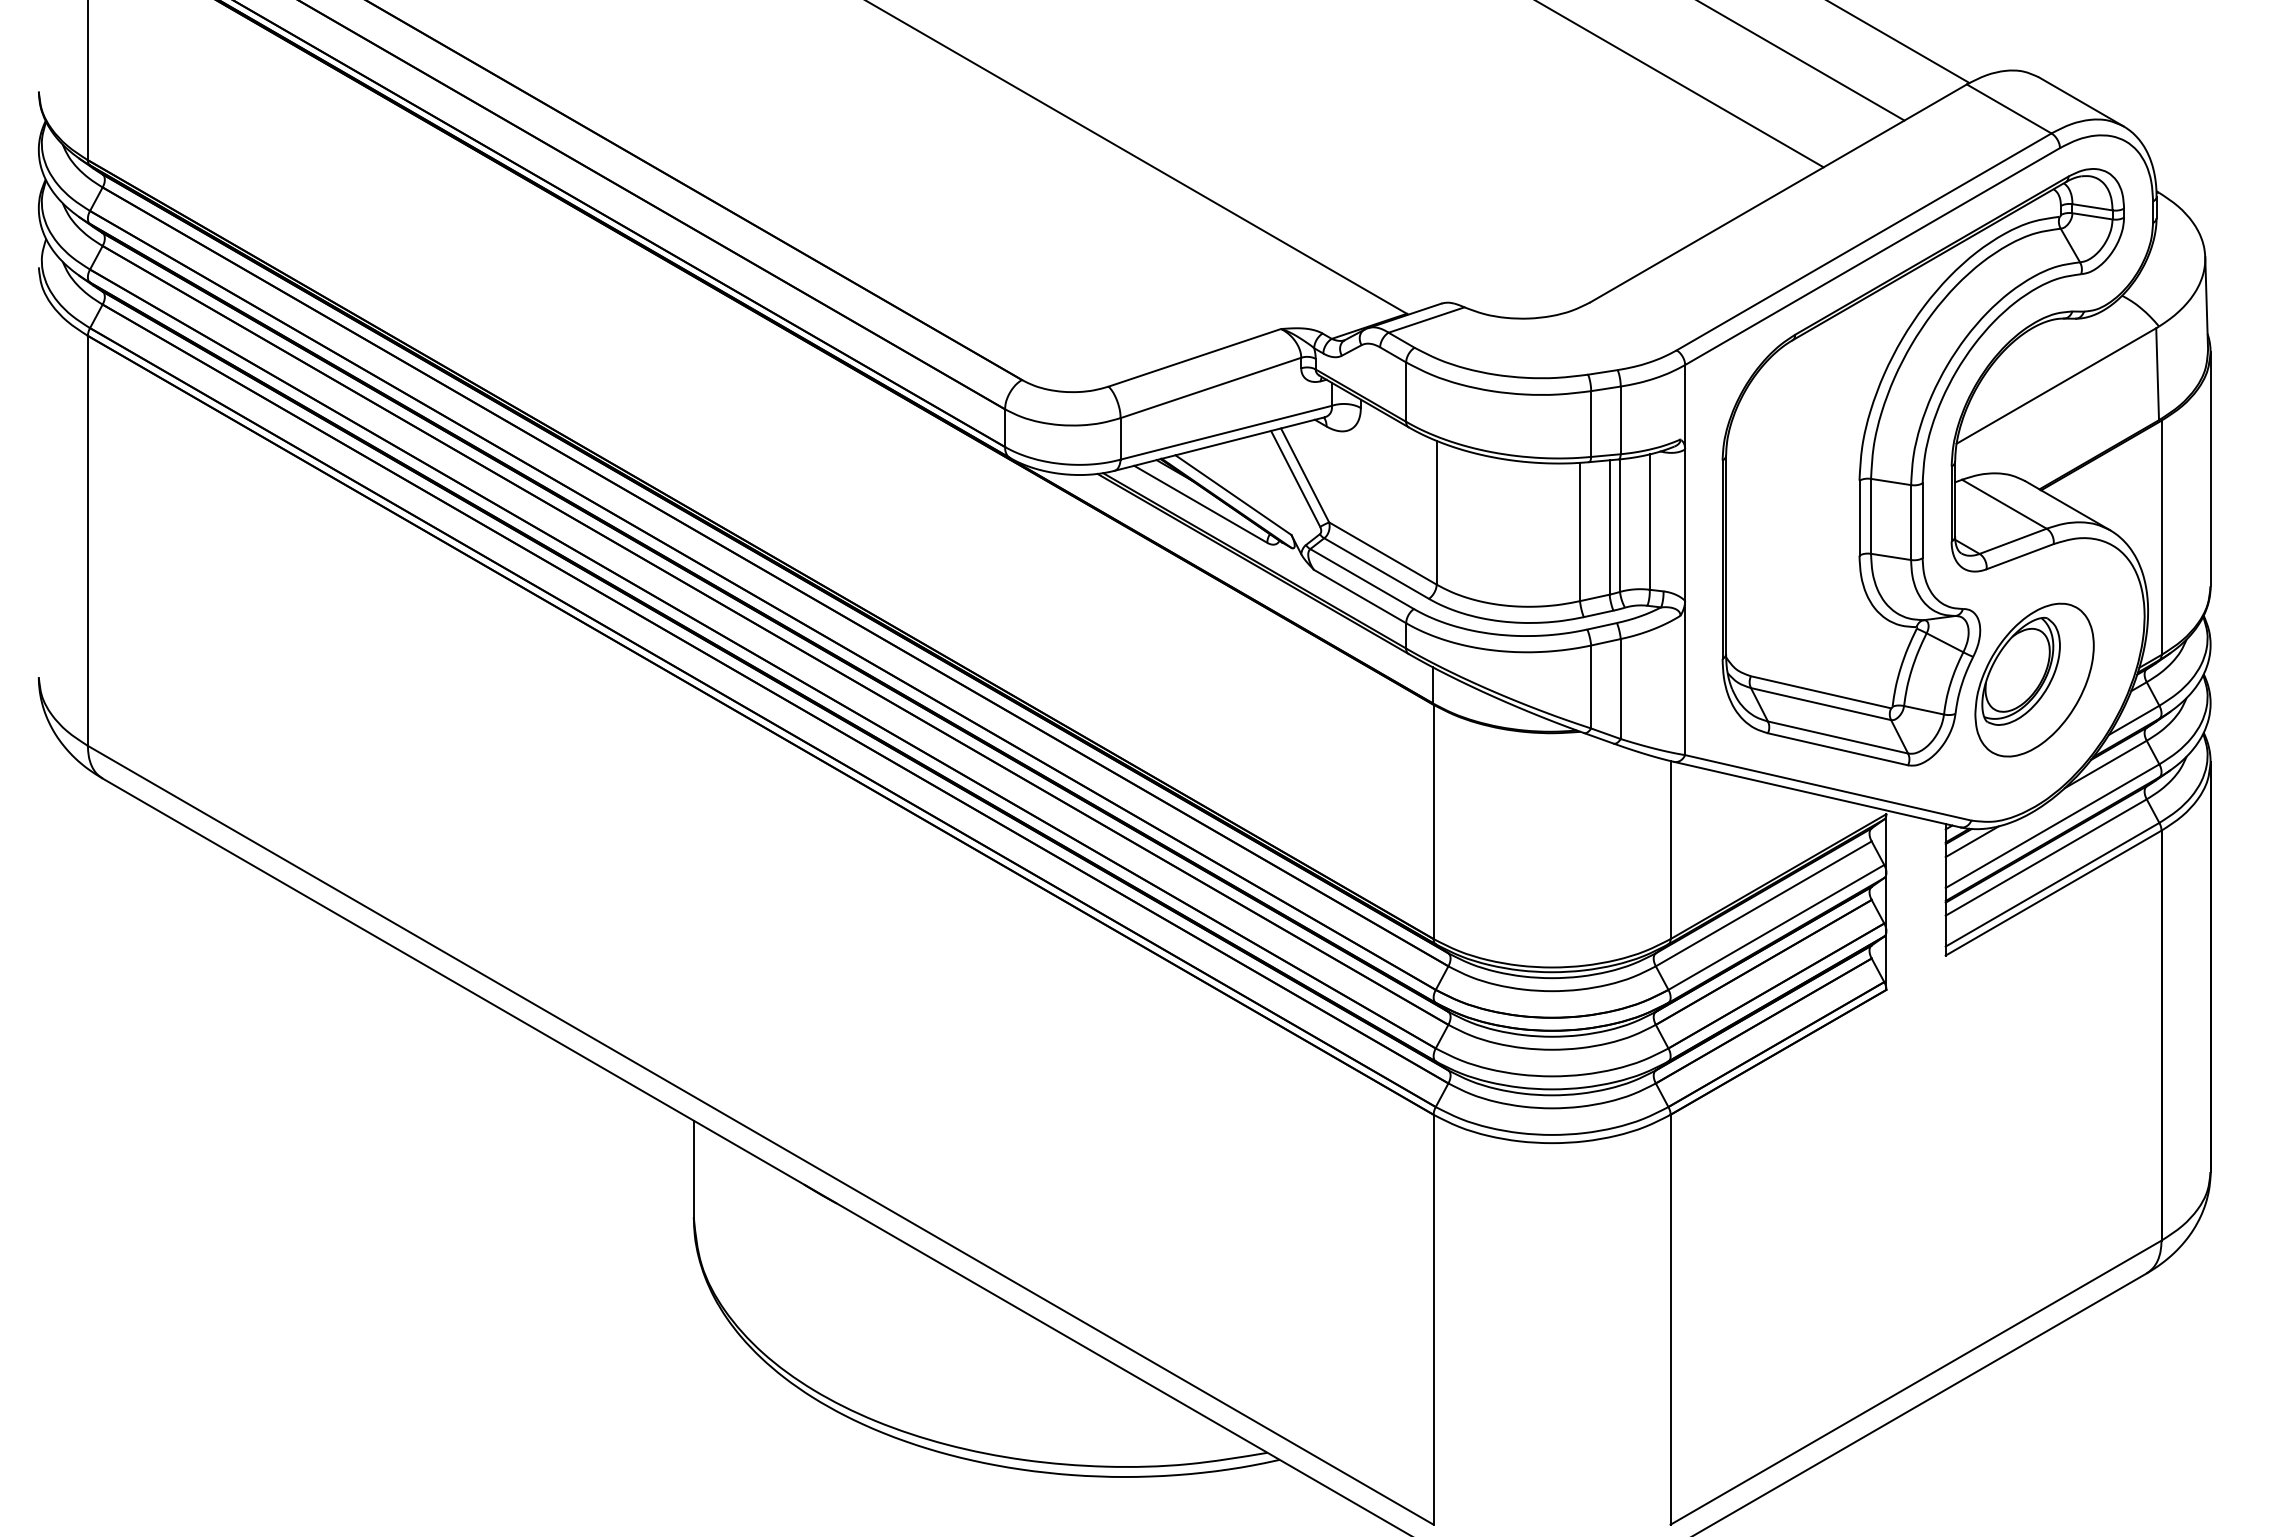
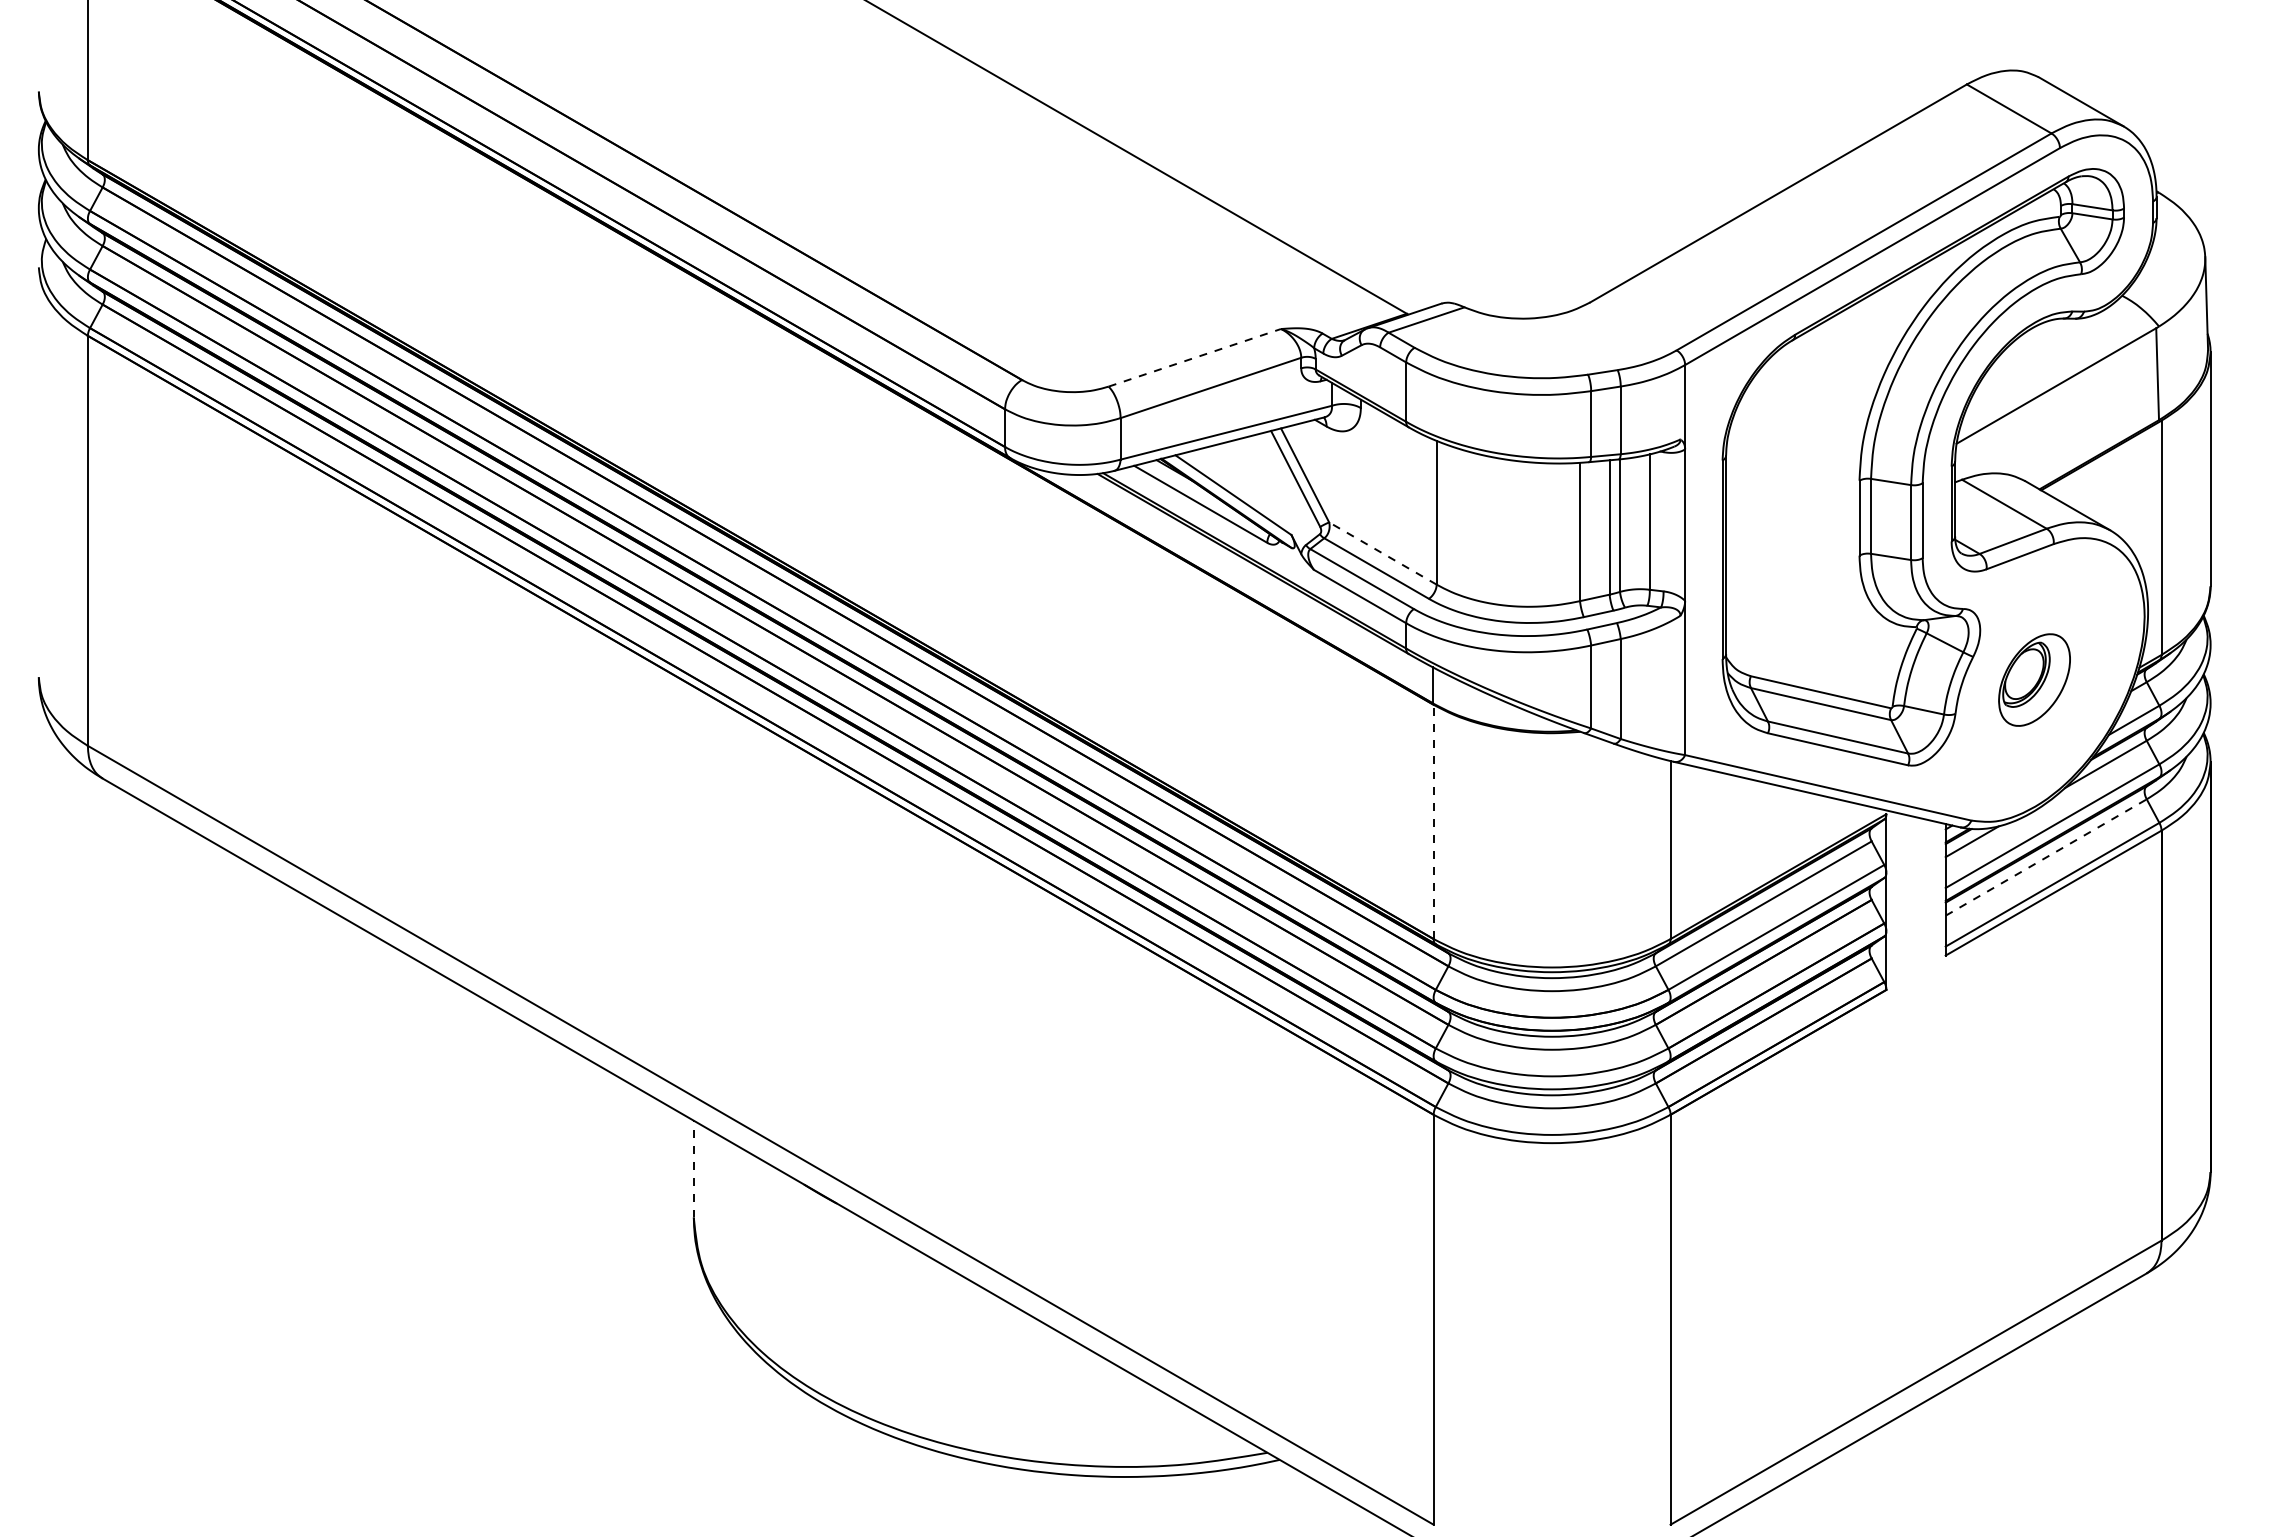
line: present -> none (1899, 42)
line: present -> none (1802, 61)
line: present -> none (1680, 84)
line: solid -> dashed (1194, 357)
line: solid -> dashed (1382, 553)
part size: 121x156 px -> 73x94 px (2034, 679)
line: solid -> dashed (1433, 821)
line: solid -> dashed (2046, 857)
line: solid -> dashed (693, 1168)
